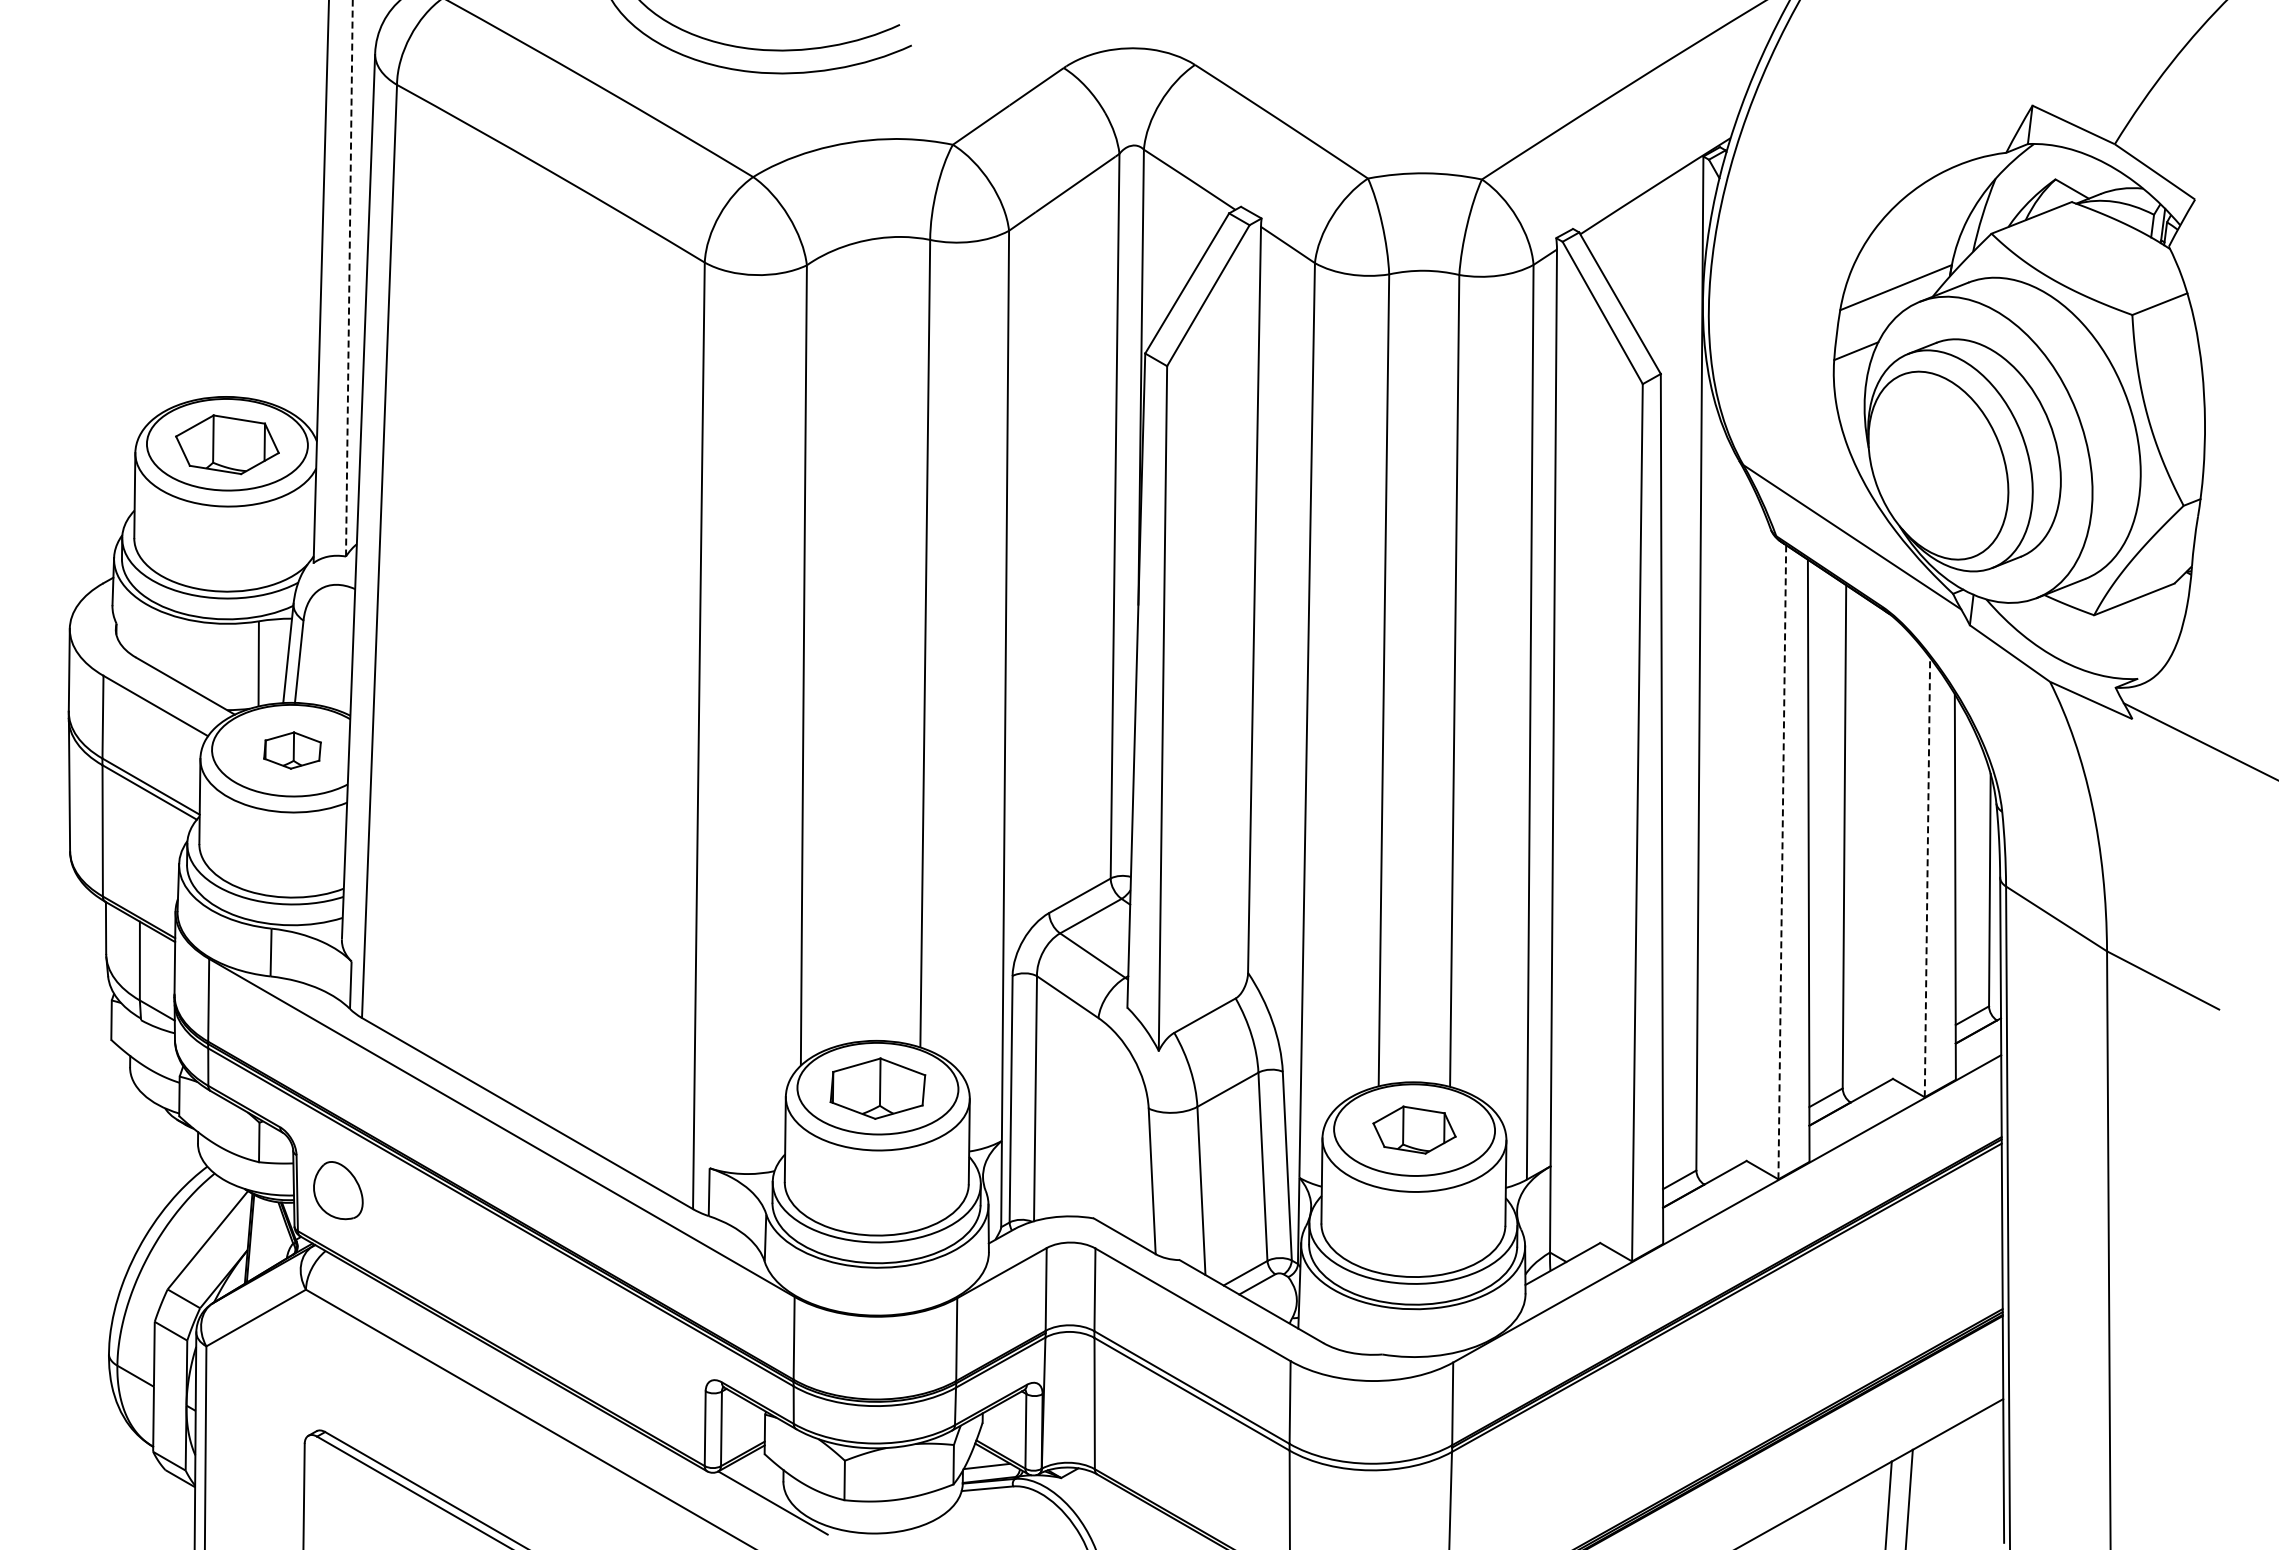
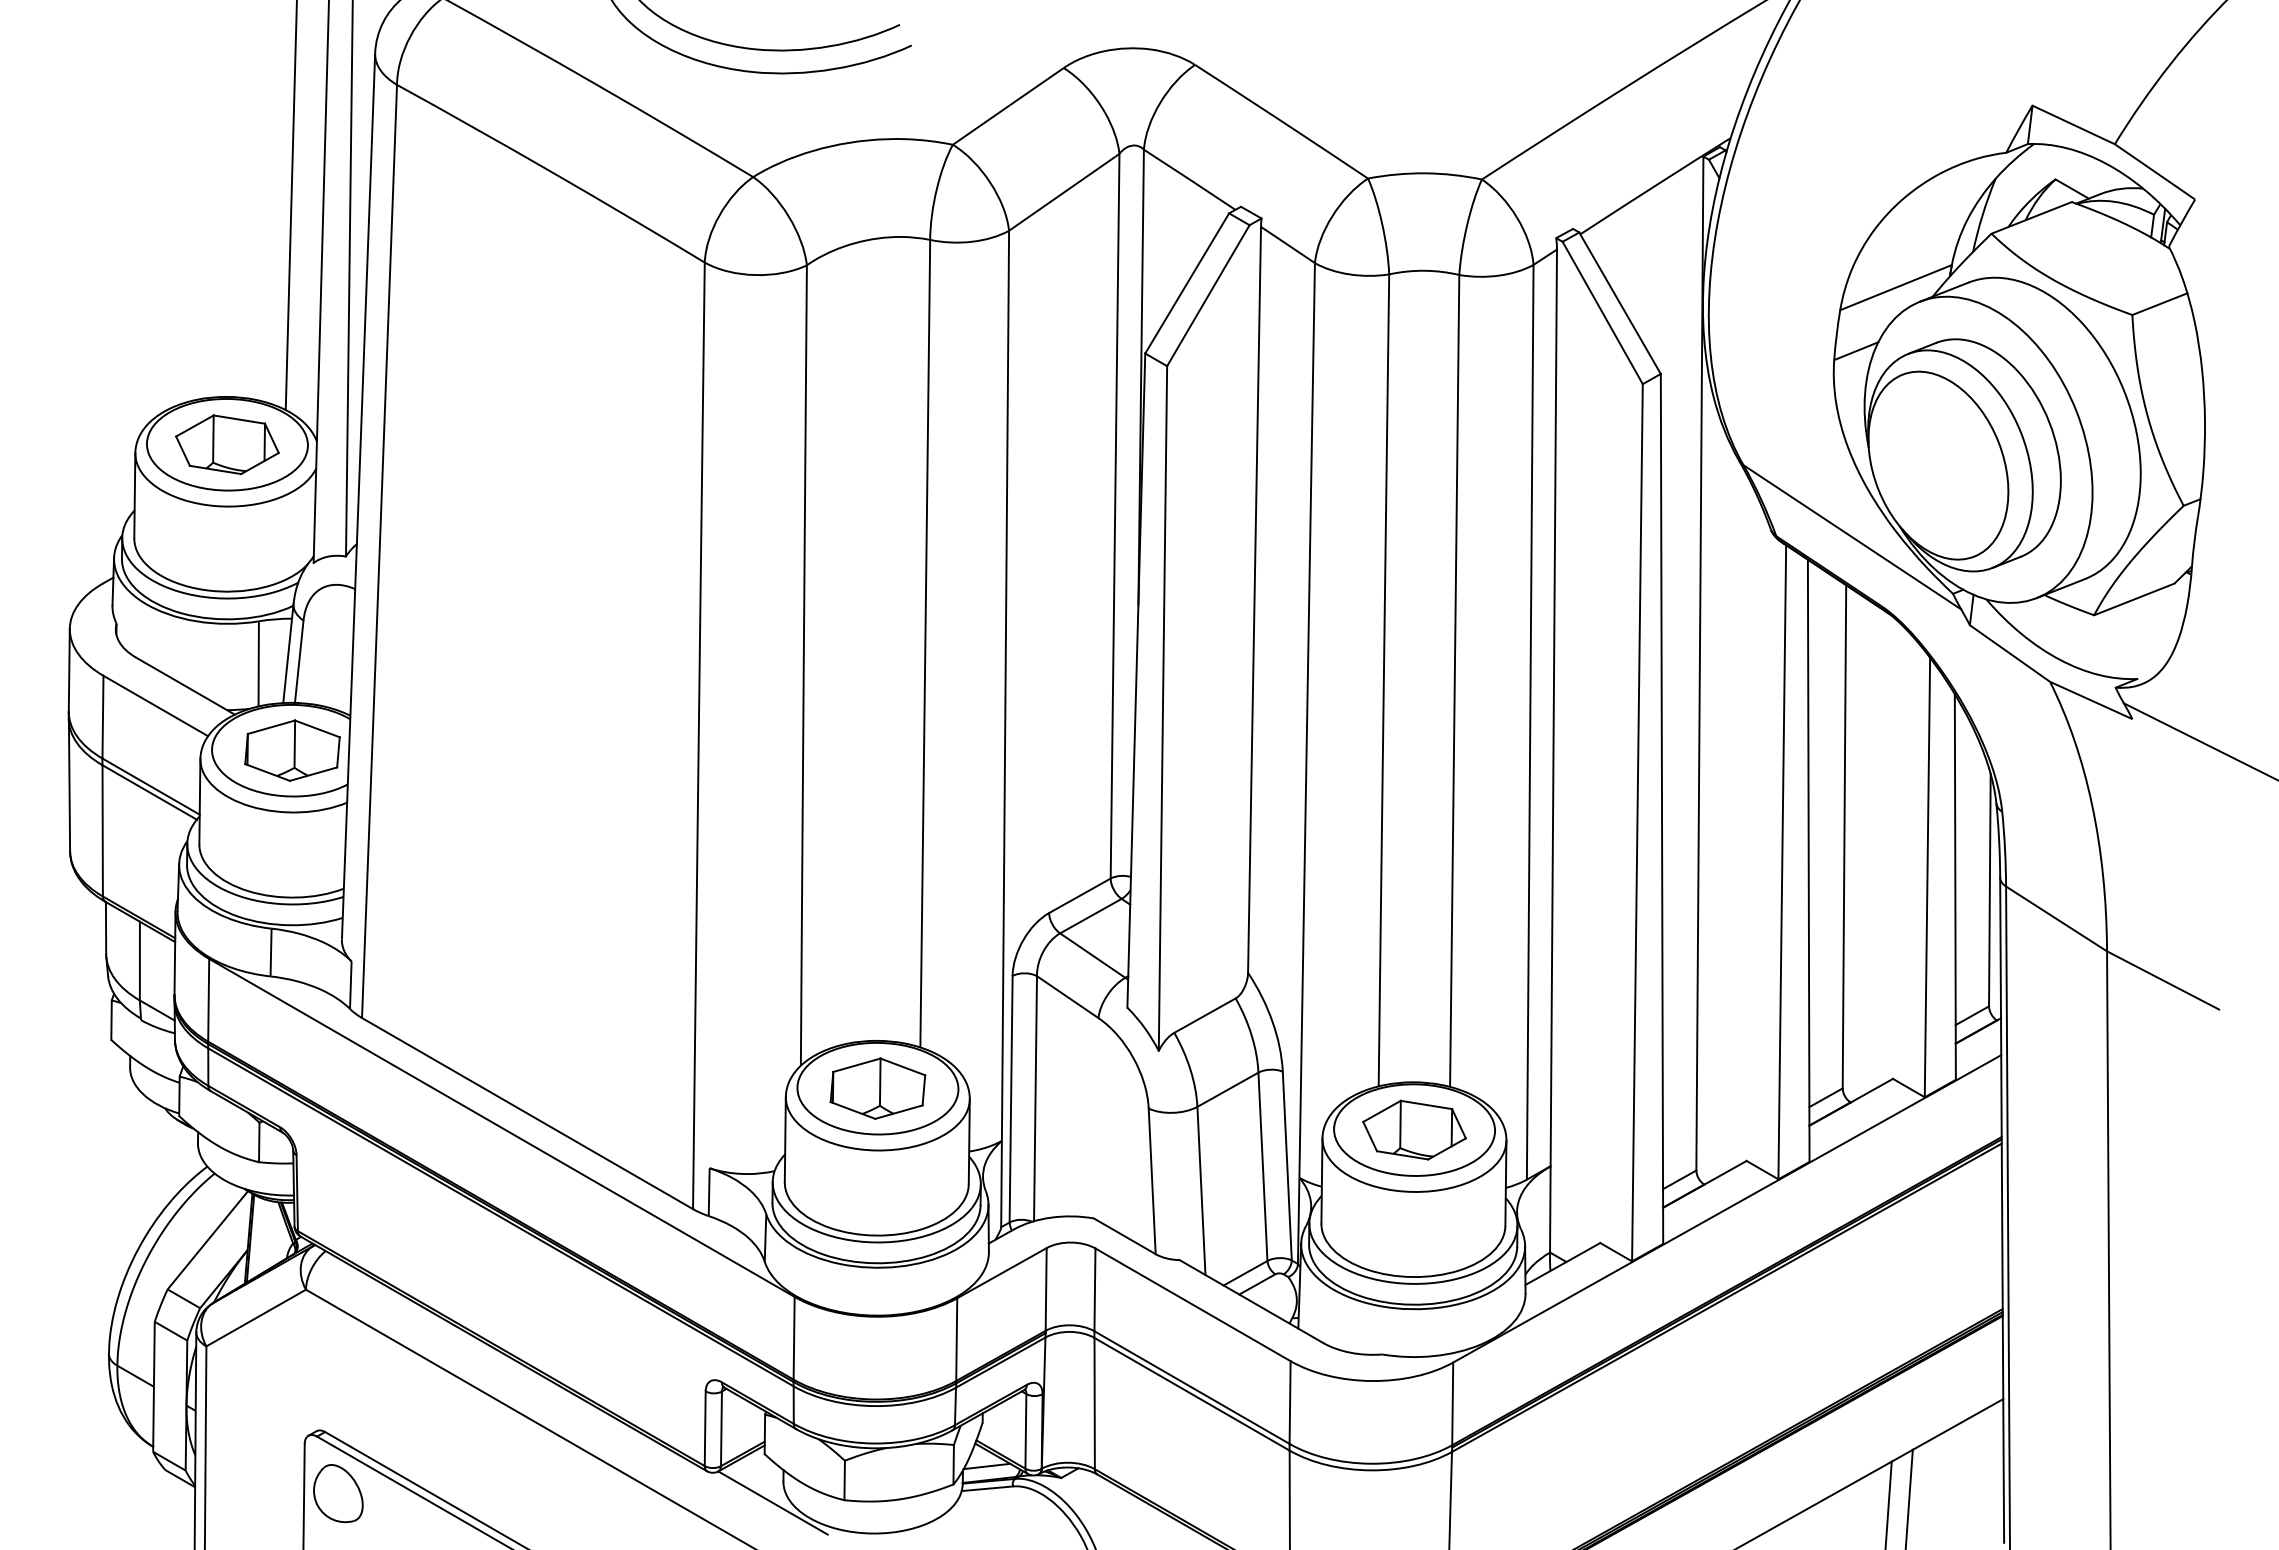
line: none -> present (290, 206)
line: dashed -> solid (349, 278)
part size: 59x39 px -> 97x63 px (292, 750)
line: dashed -> solid (1782, 861)
line: dashed -> solid (1927, 877)
part size: 85x50 px -> 105x62 px (1414, 1129)
part position: (338, 1190) -> (338, 1493) (338, 1493)
